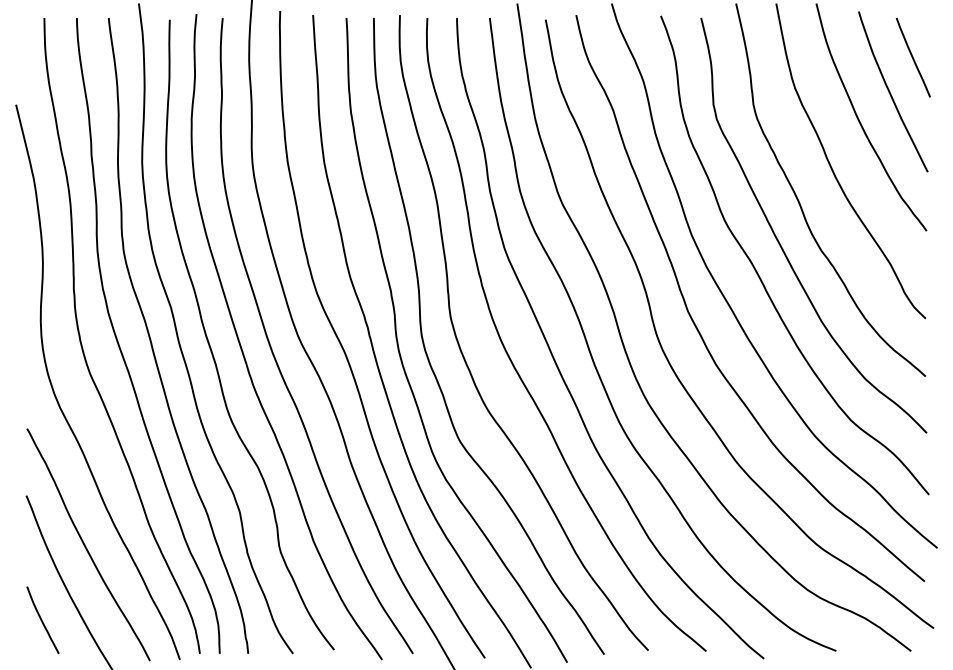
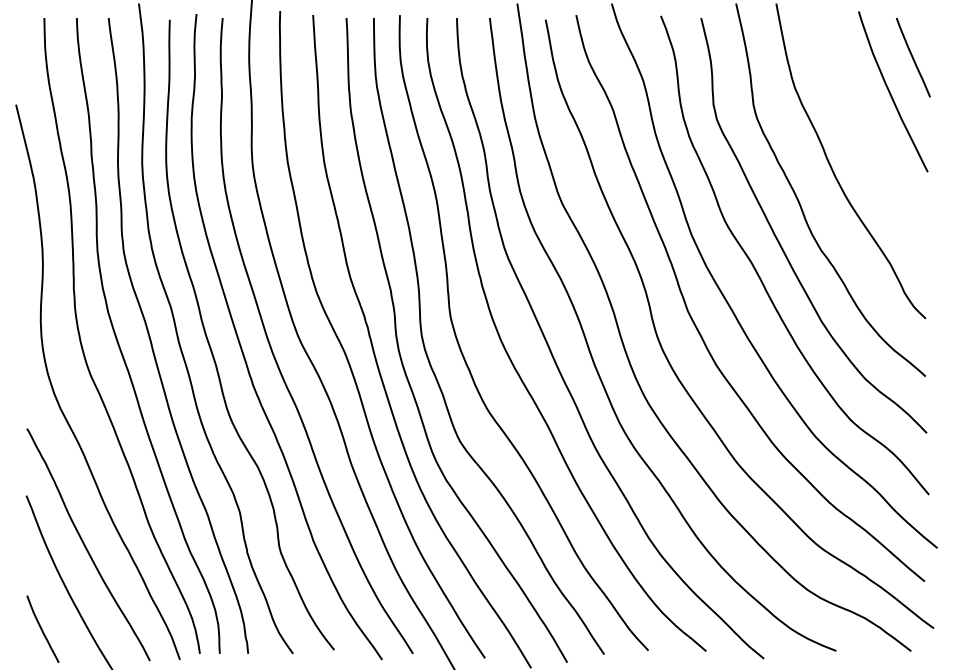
curve: present -> none (861, 123)
curve position: (42, 619) -> (42, 628) (42, 628)
